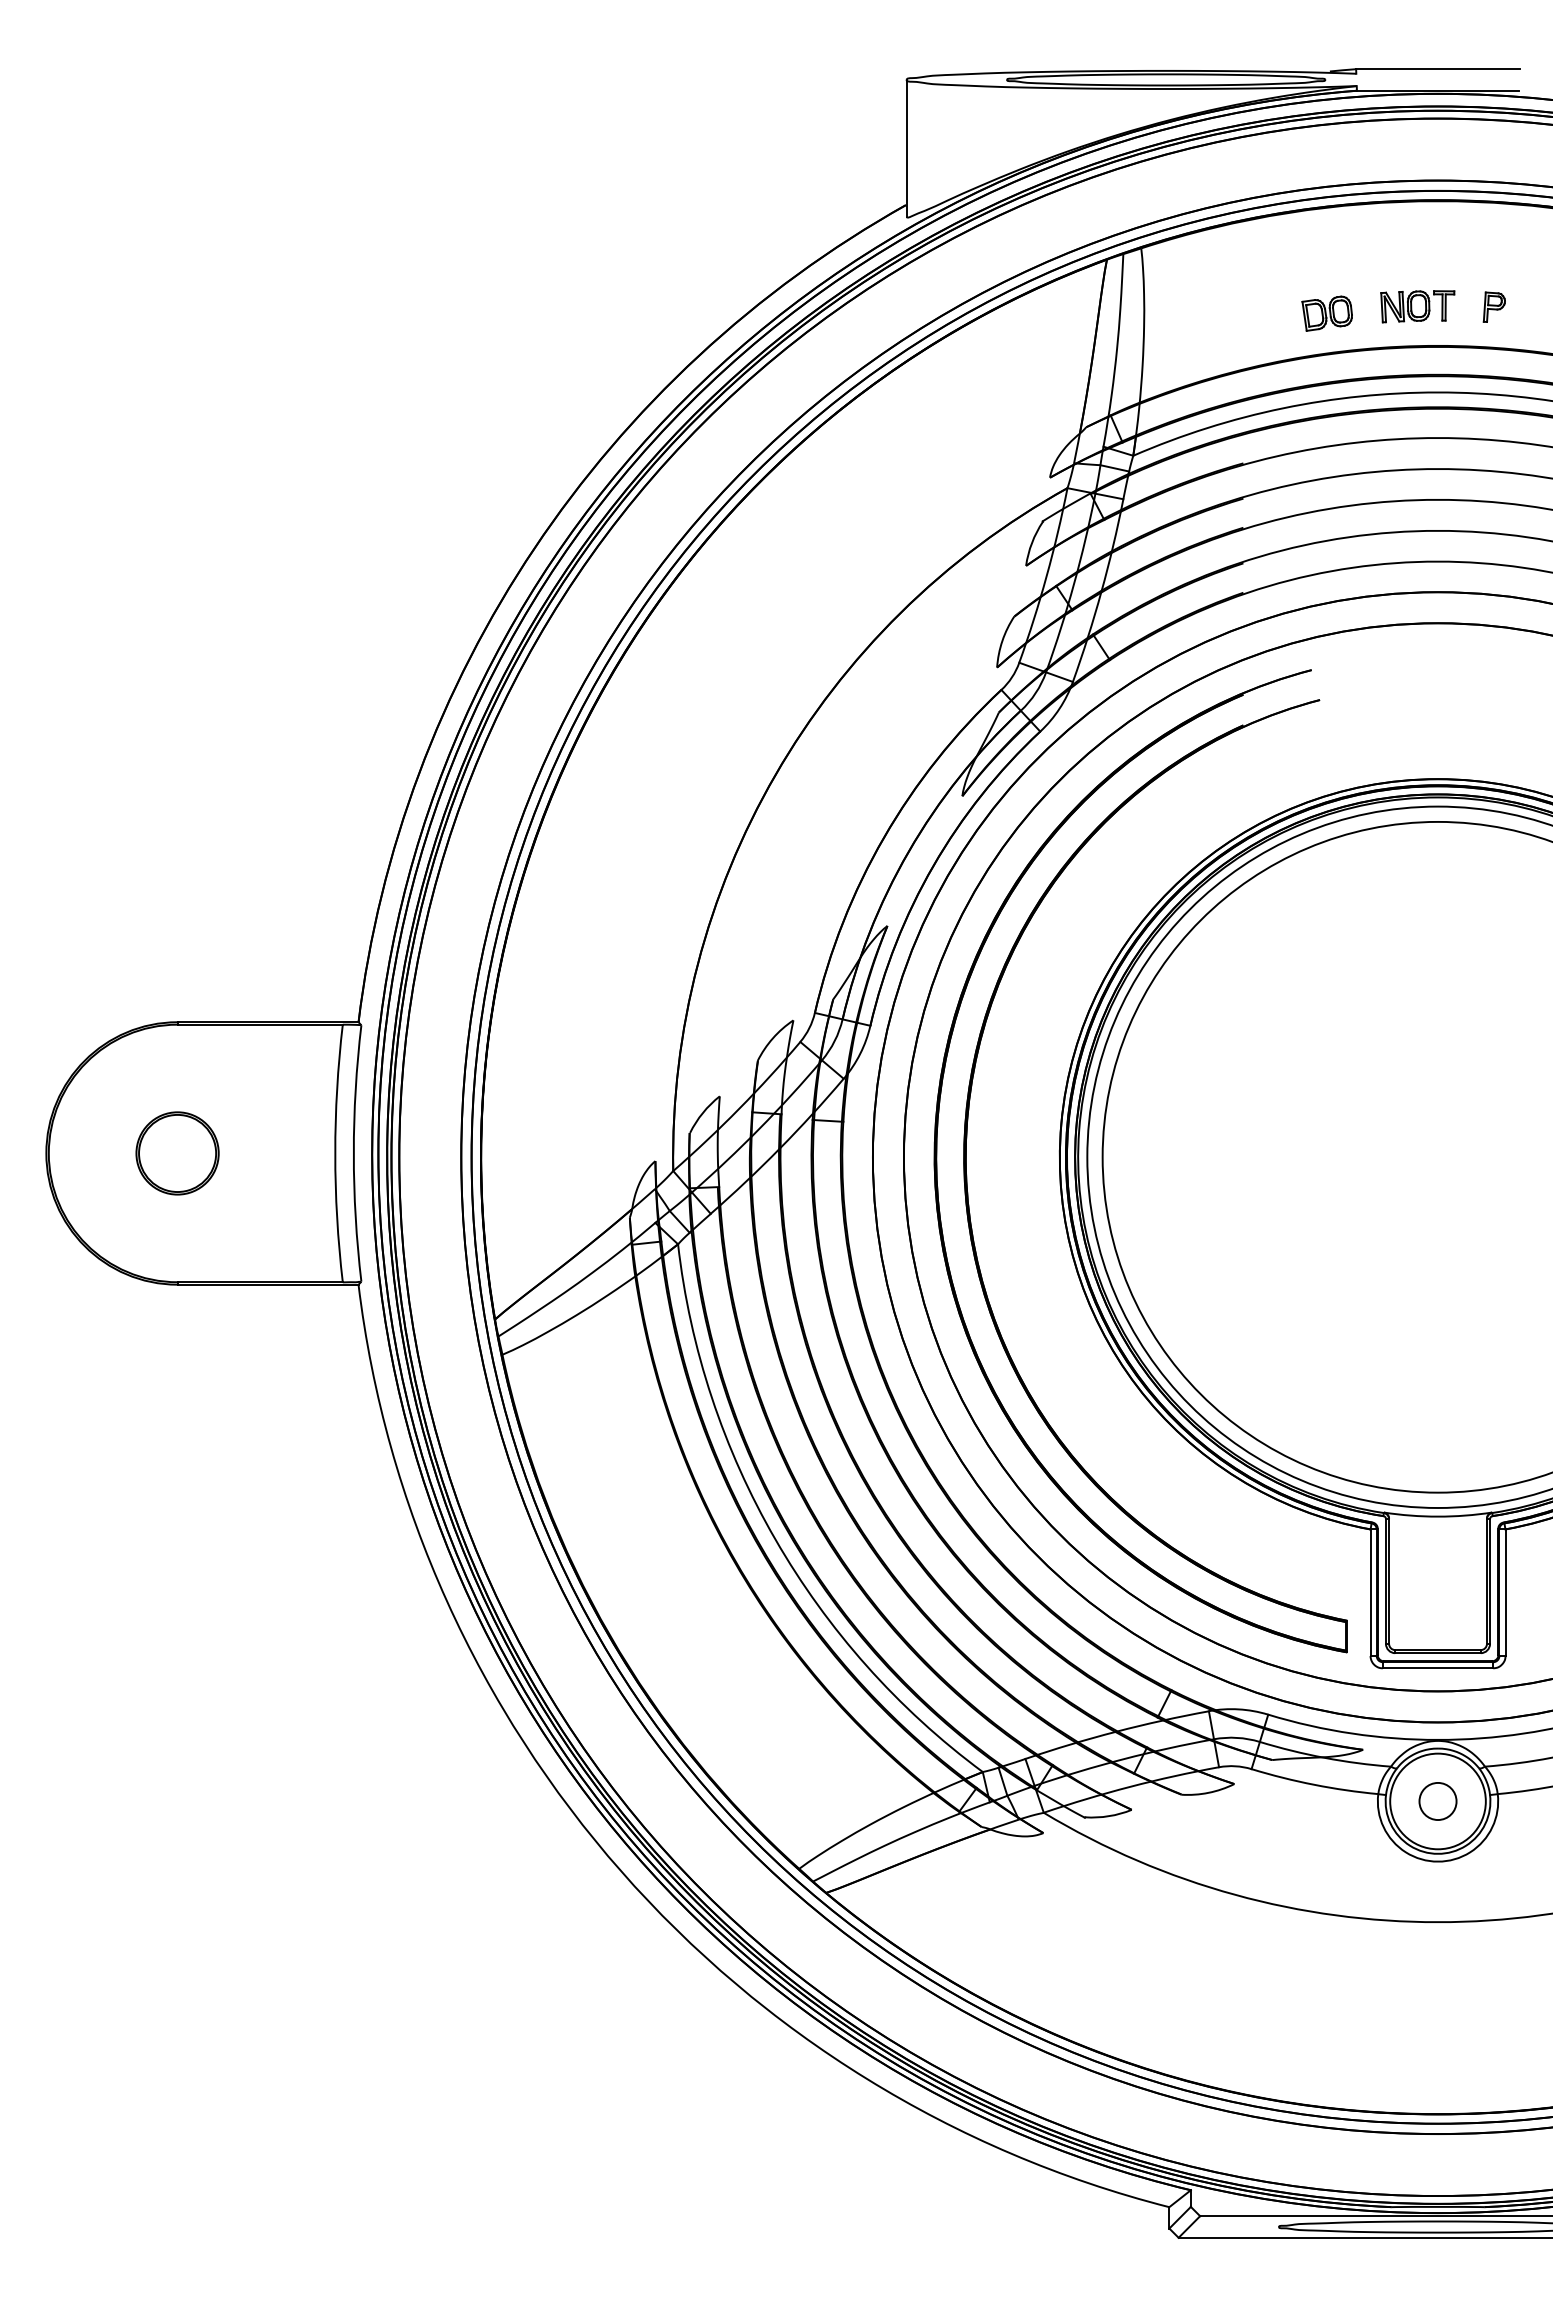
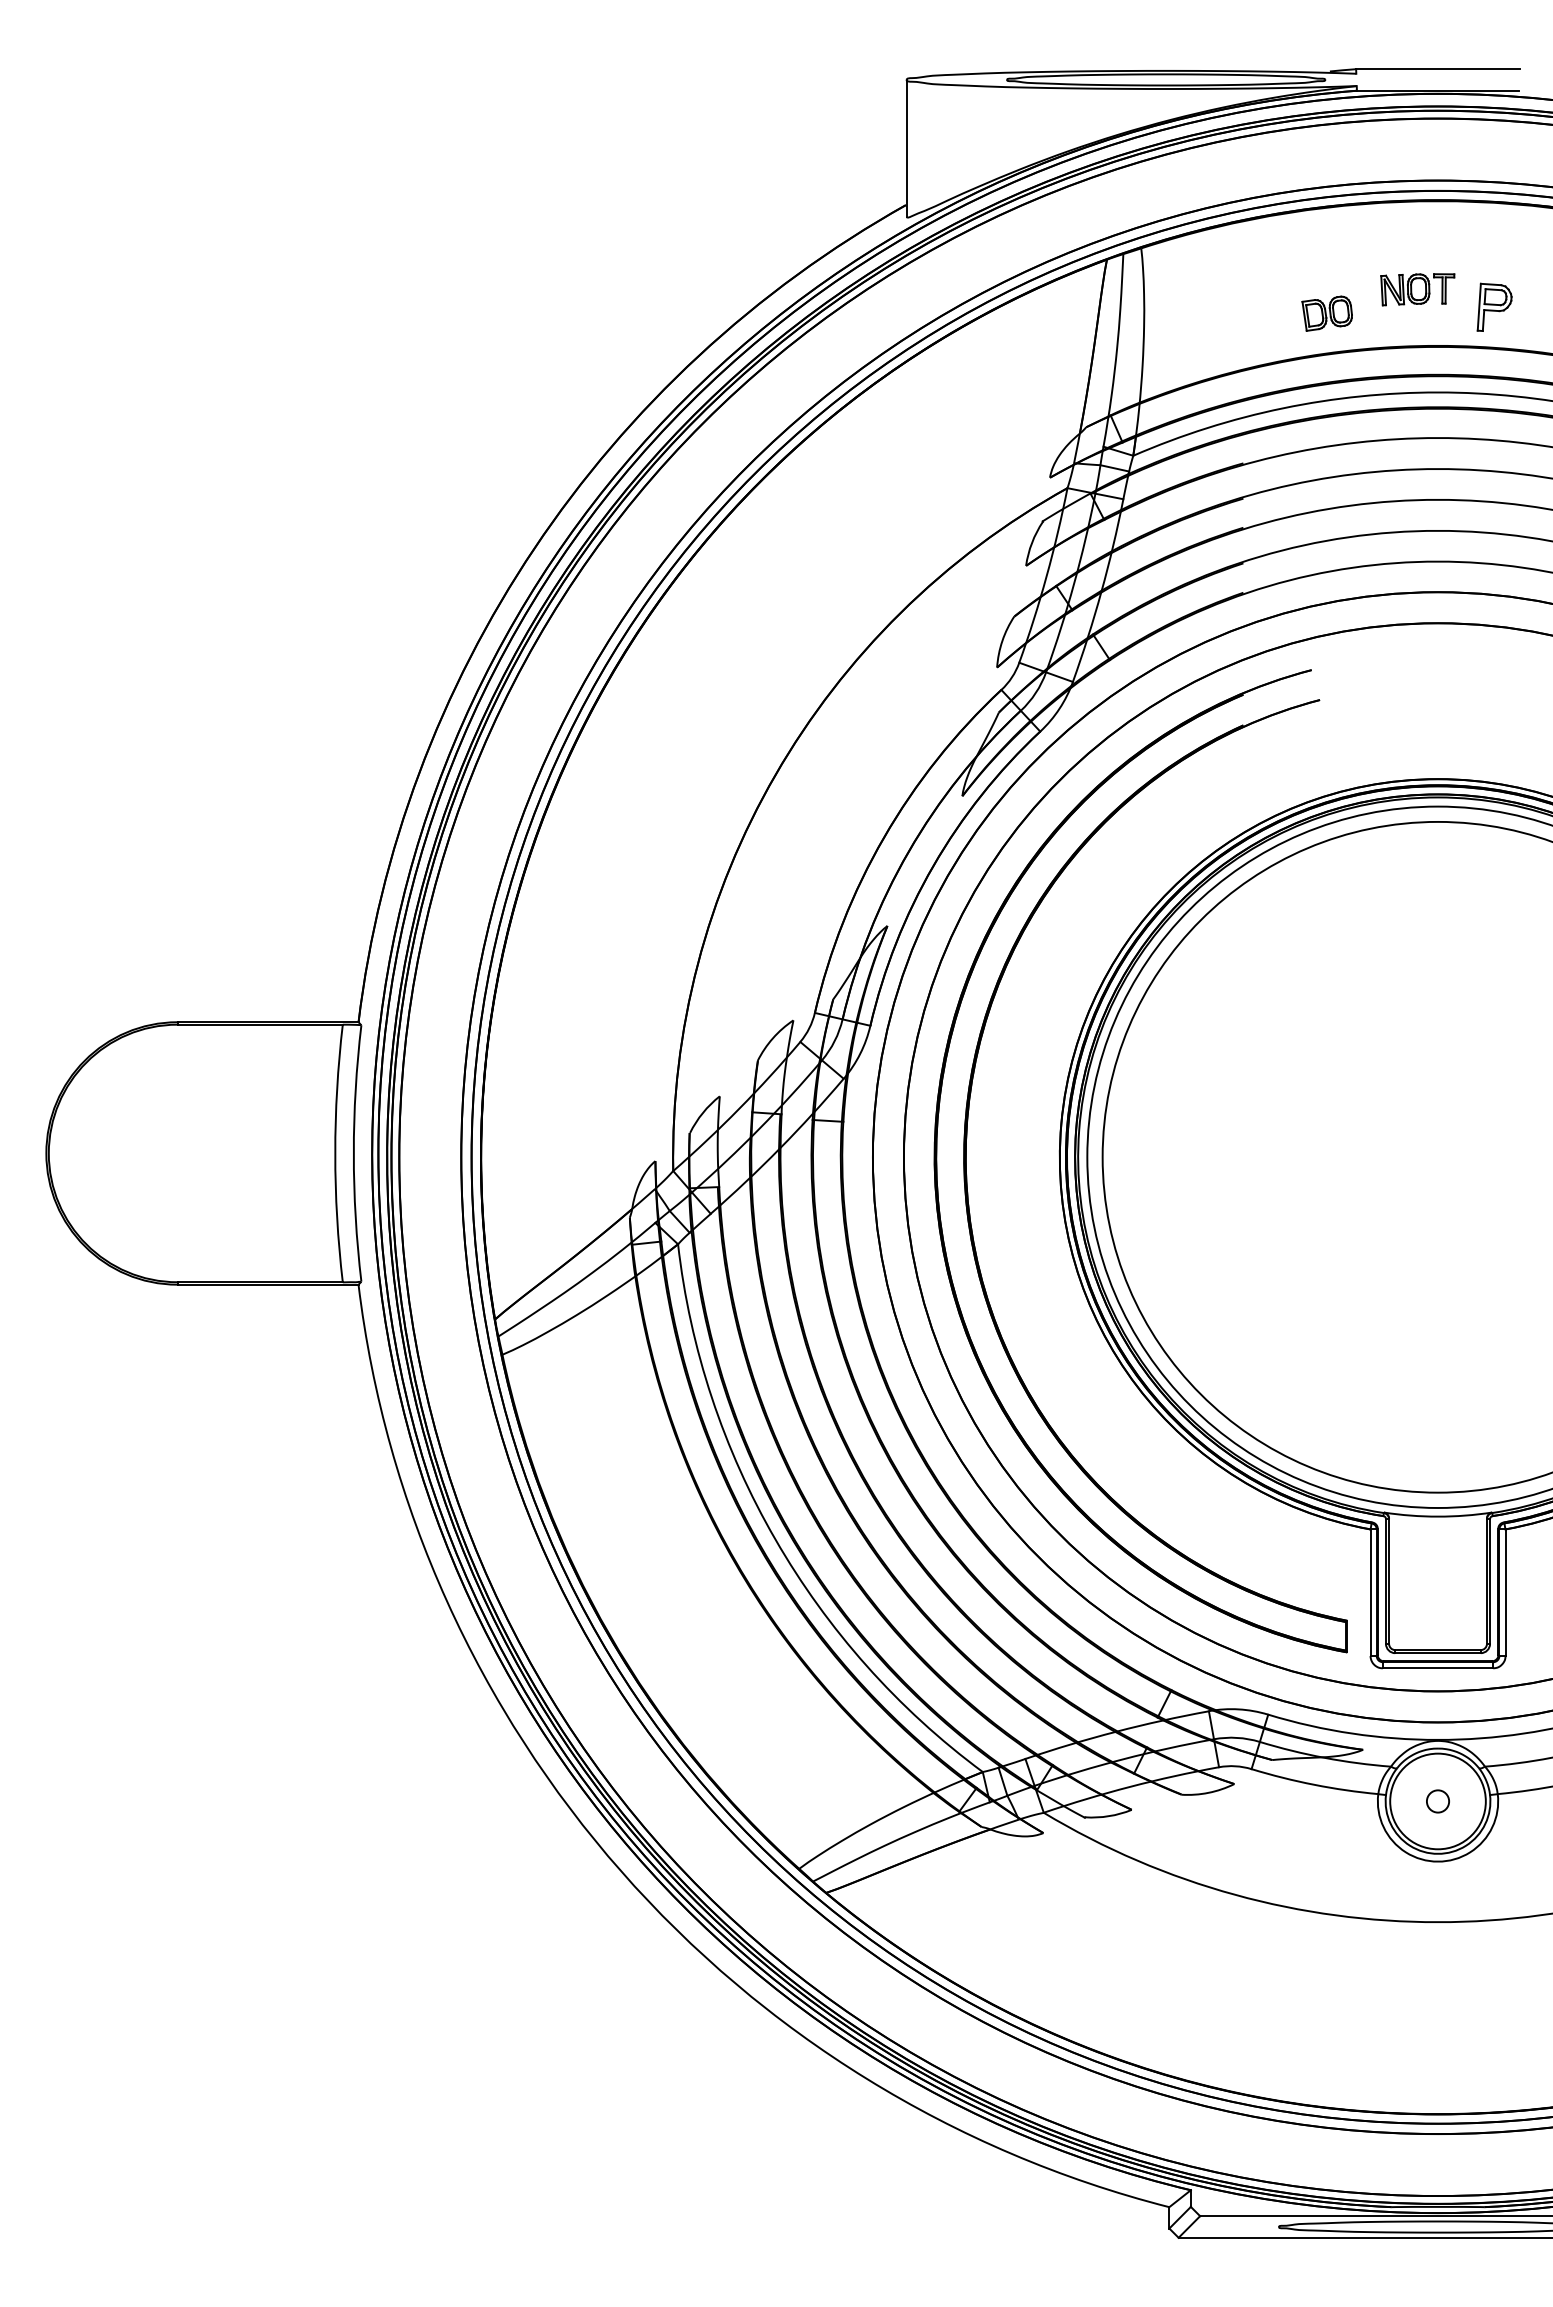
part position: (1417, 306) -> (1417, 289) (1417, 289)
part size: 24x32 px -> 37x50 px (1494, 306)
part: present -> none (177, 1153)
circle diameter: 37 px -> 22 px (1437, 1801)
